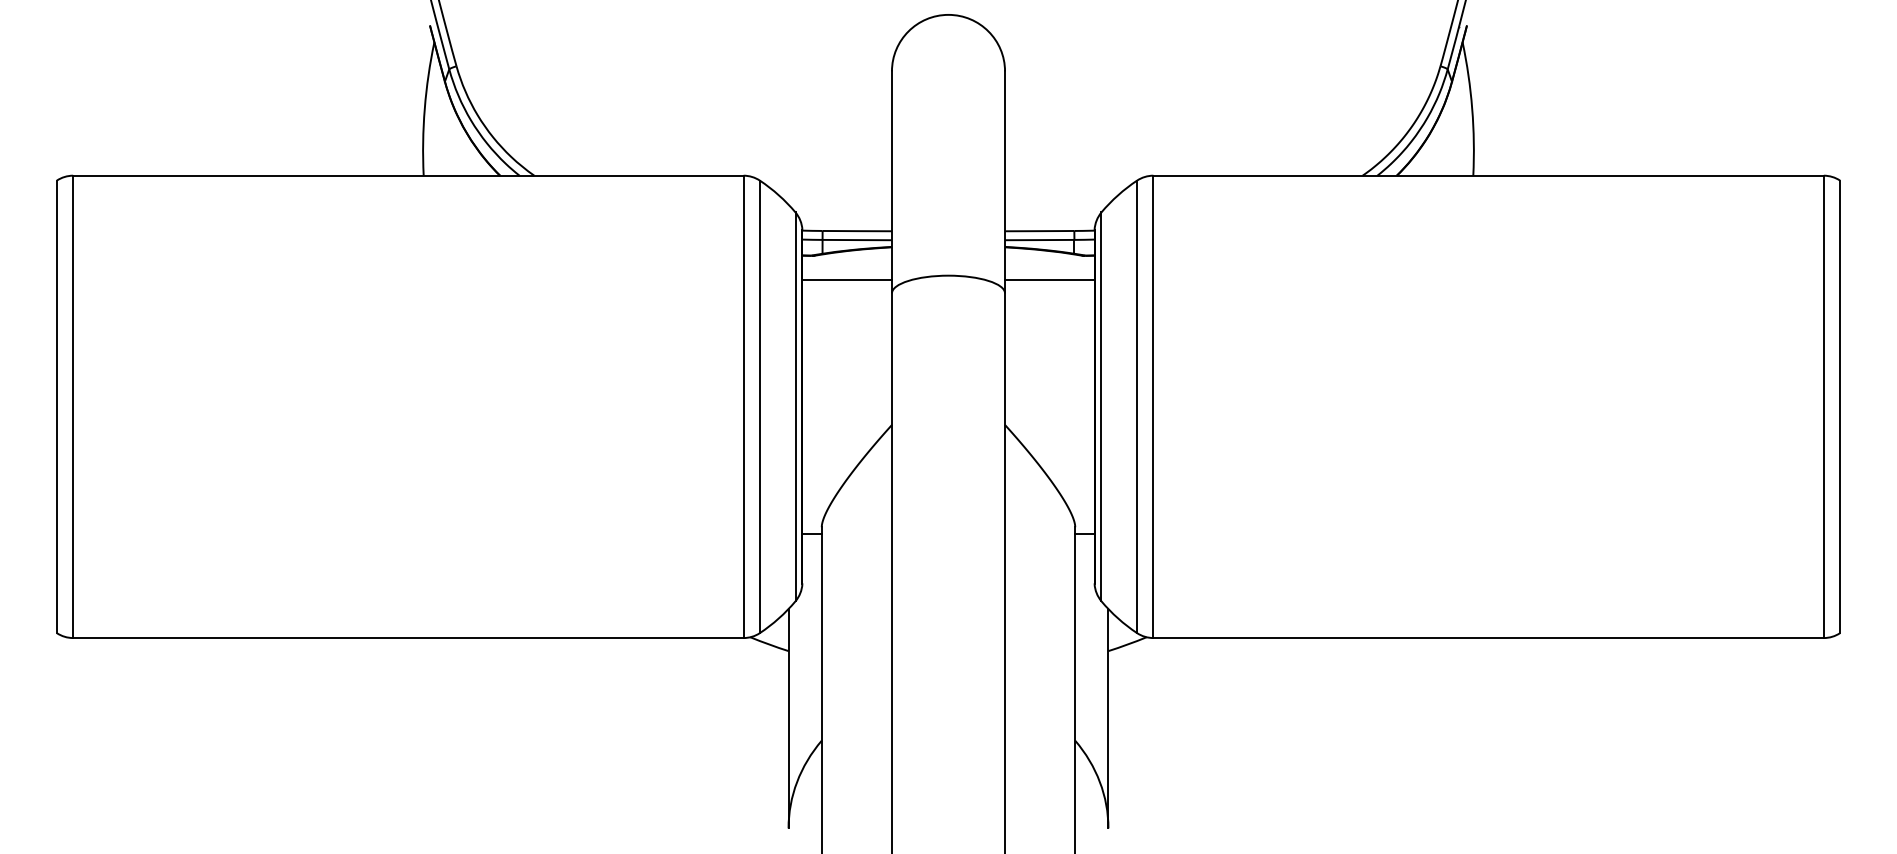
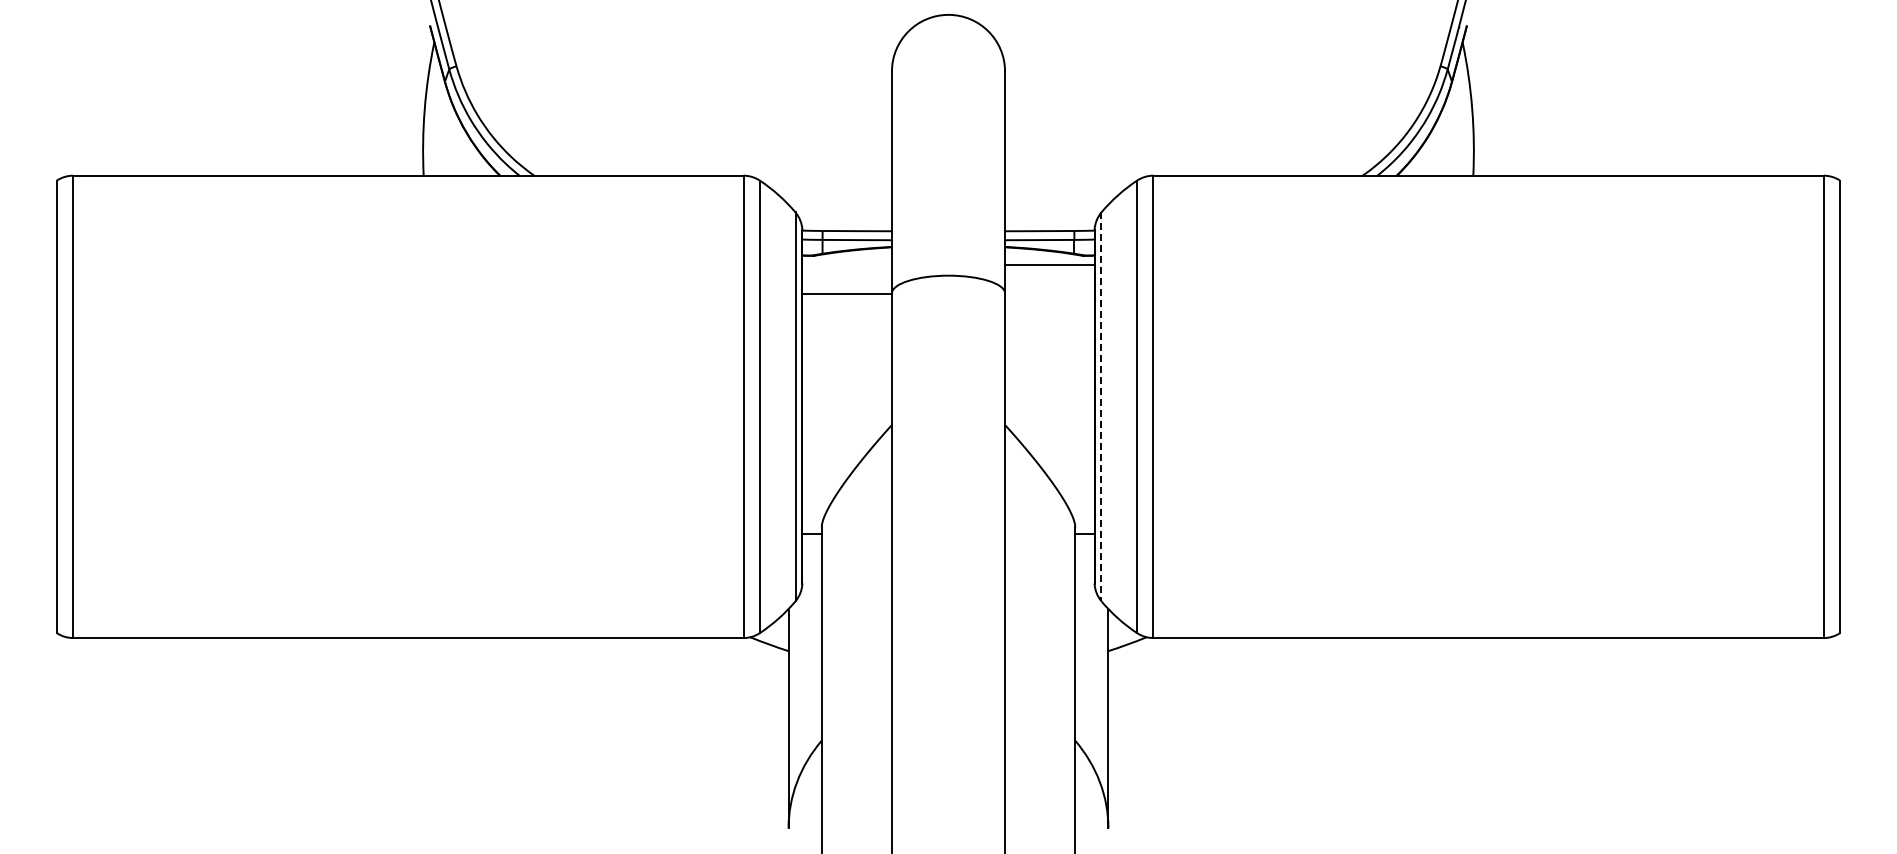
line position: (846, 280) -> (846, 294) (846, 294)
line position: (1049, 280) -> (1049, 265) (1049, 265)
line: solid -> dashed (1101, 407)
